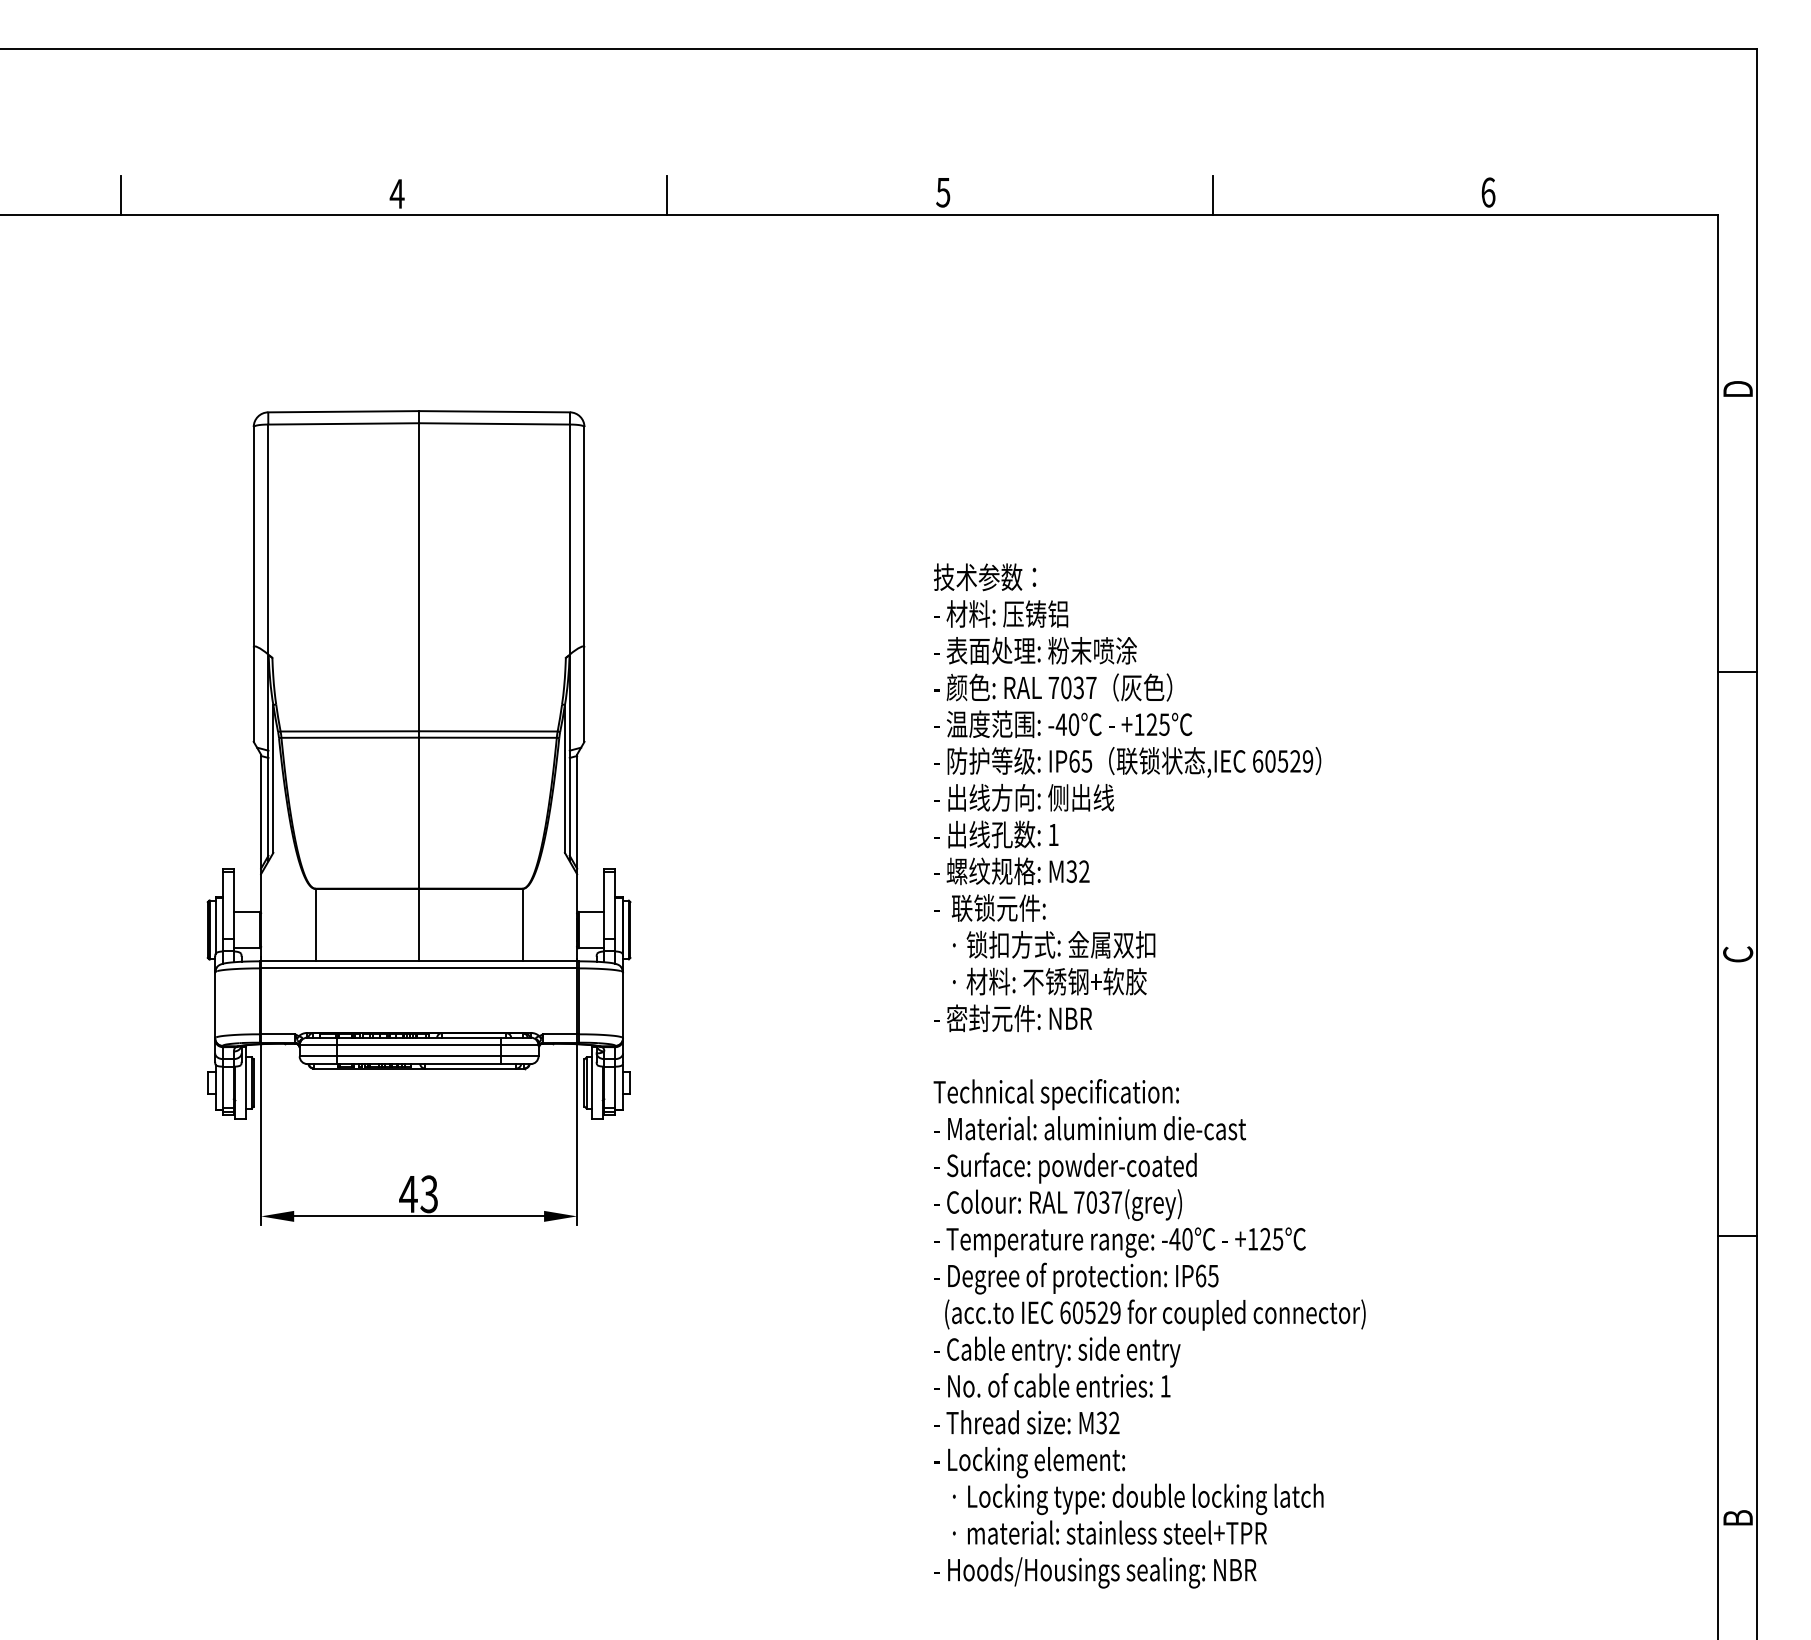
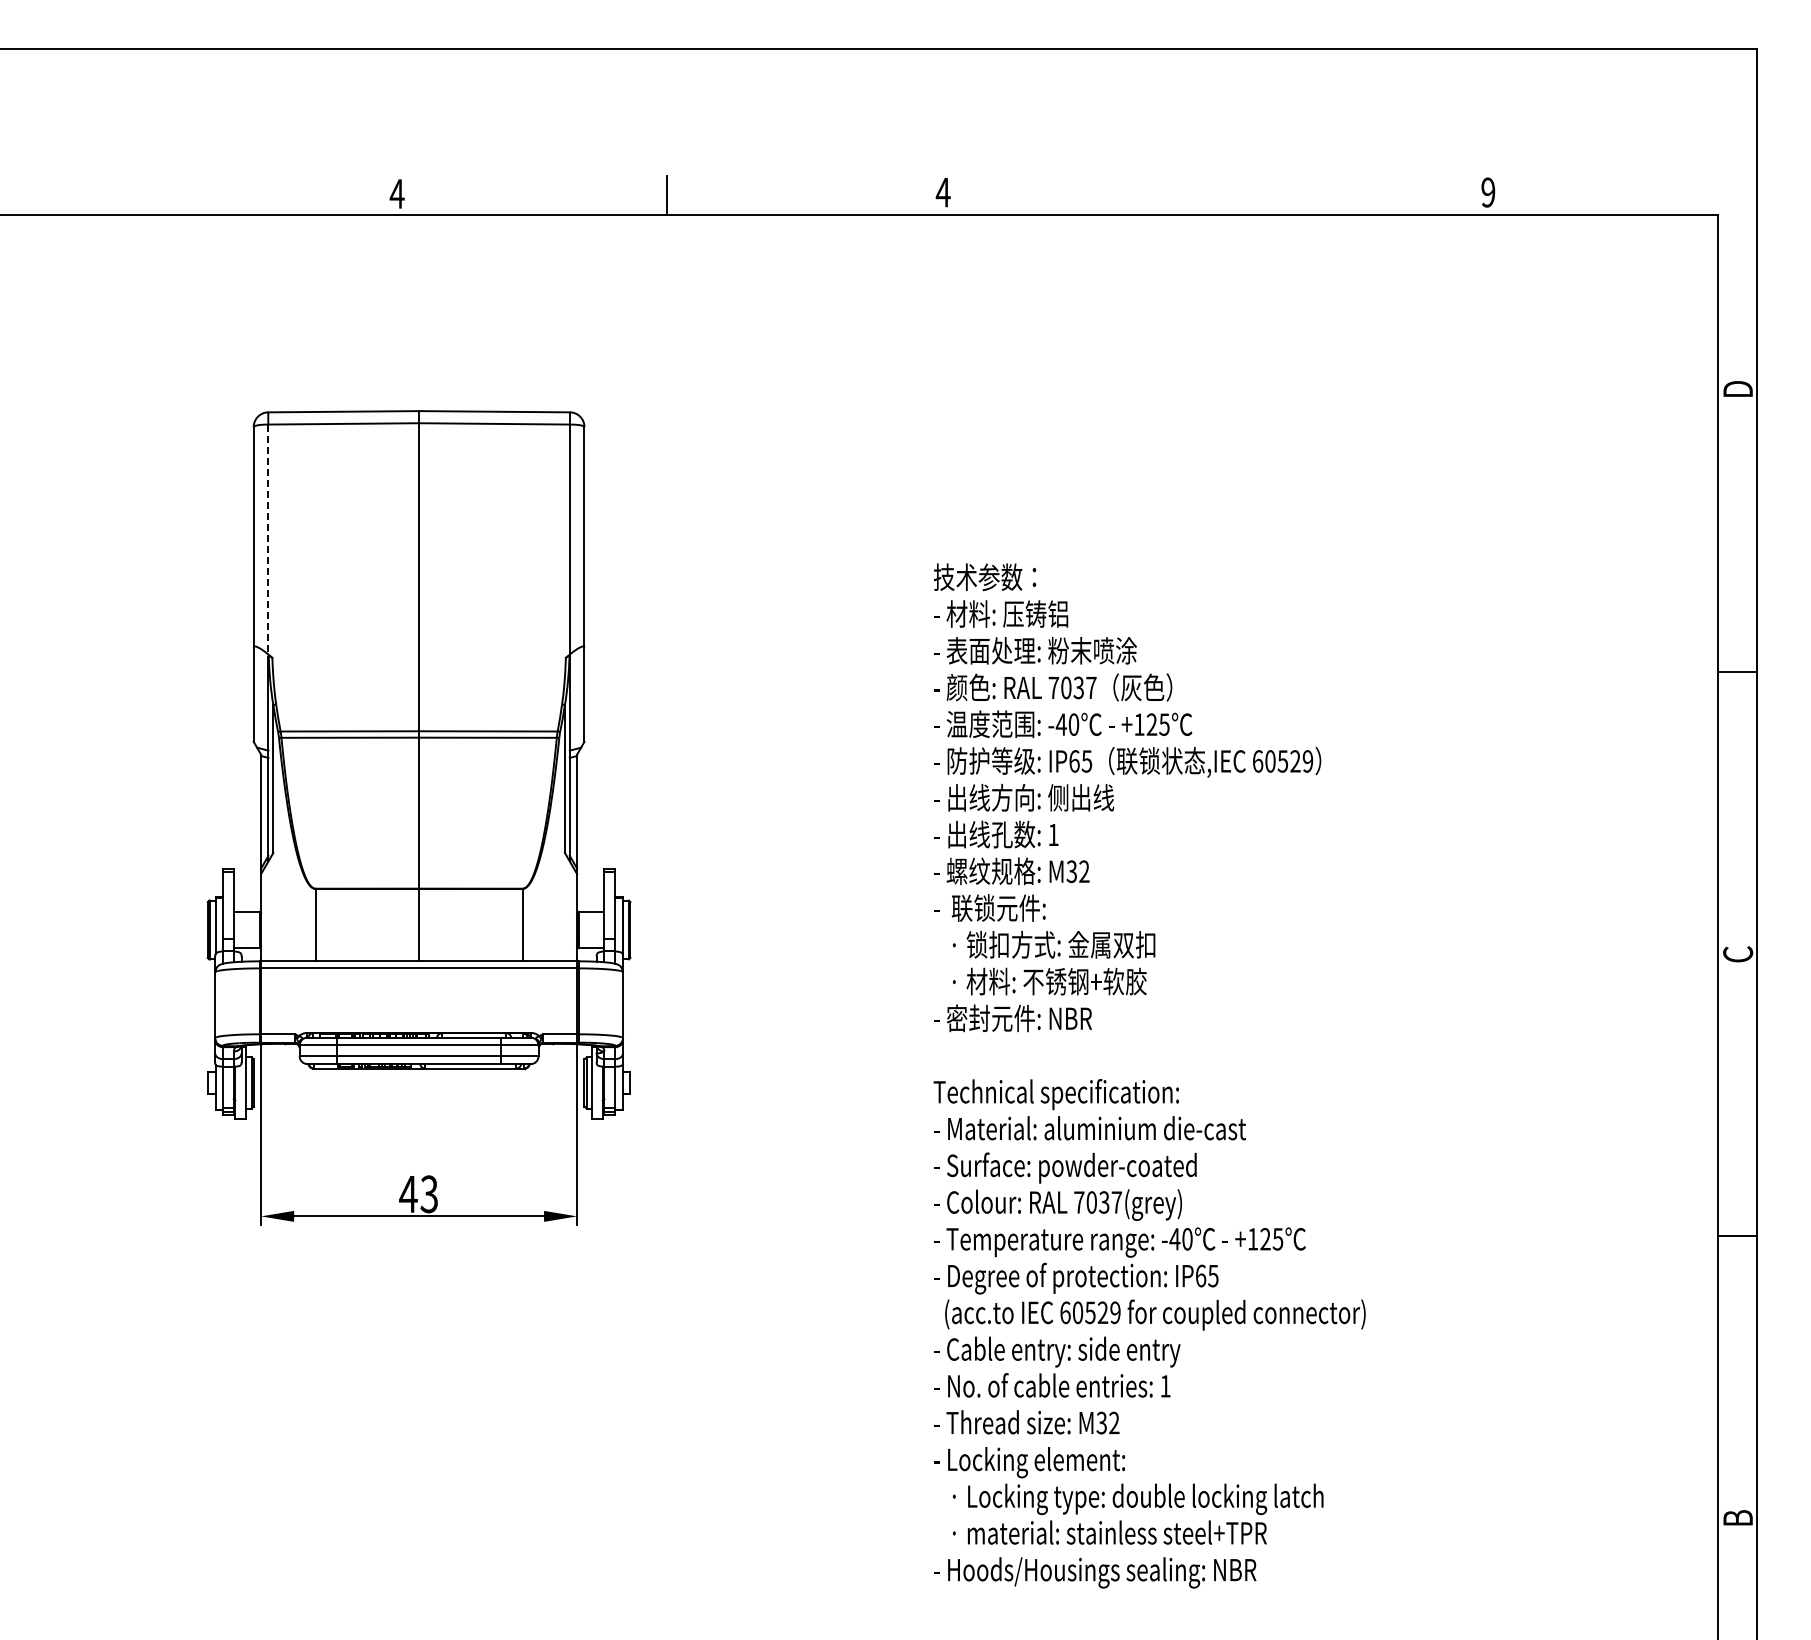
text: 5 -> 4 (942, 192)
text: 6 -> 9 (1488, 192)
line: present -> none (120, 195)
line: present -> none (1212, 195)
line: solid -> dashed (268, 539)
